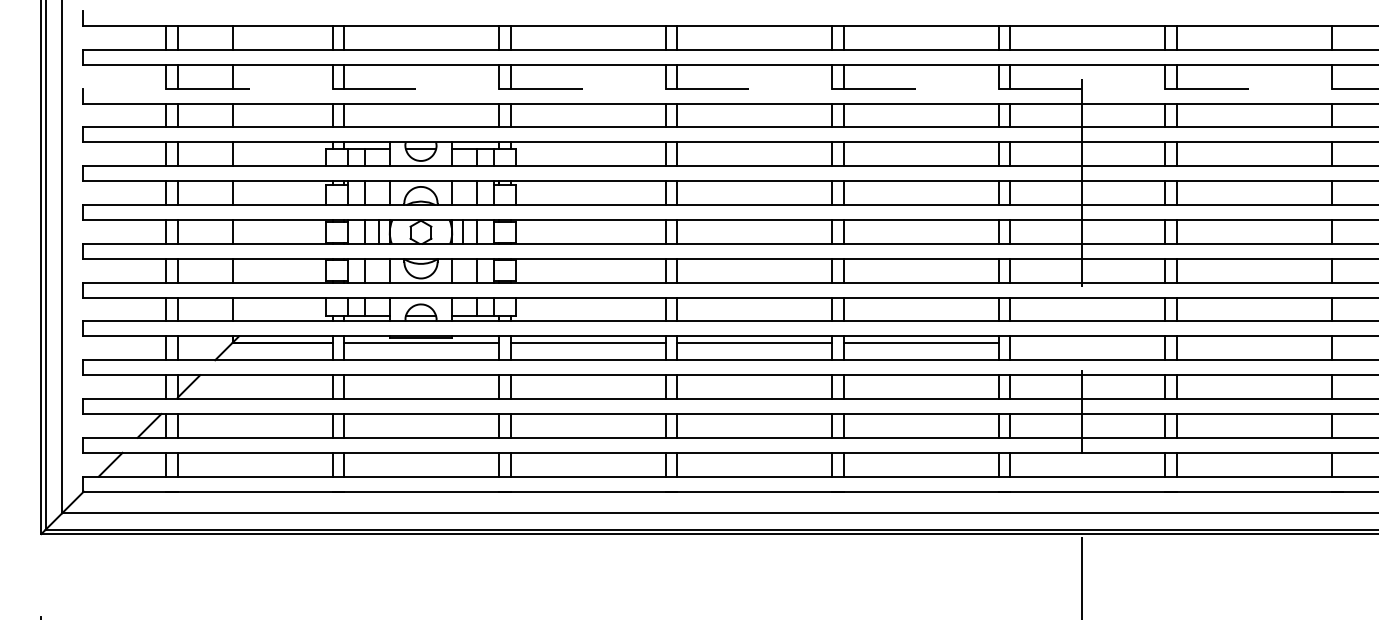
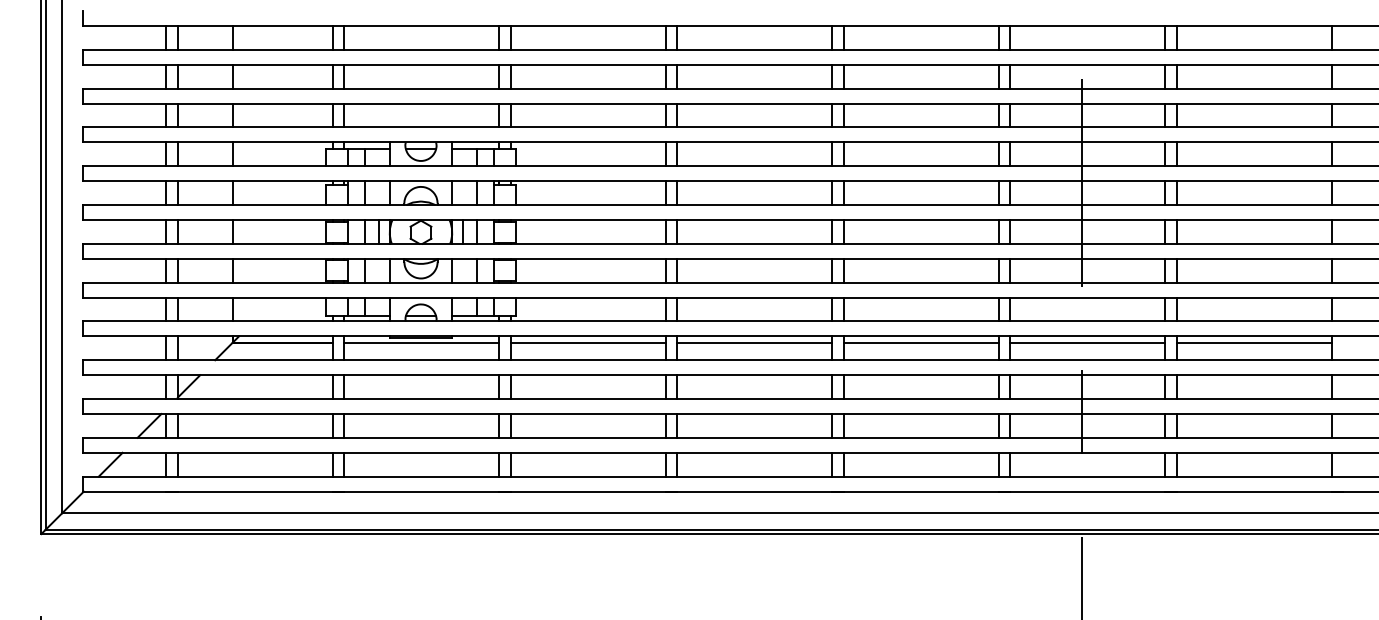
line: dashed -> solid (730, 88)
line: none -> present (1087, 342)
line: none -> present (1253, 342)
